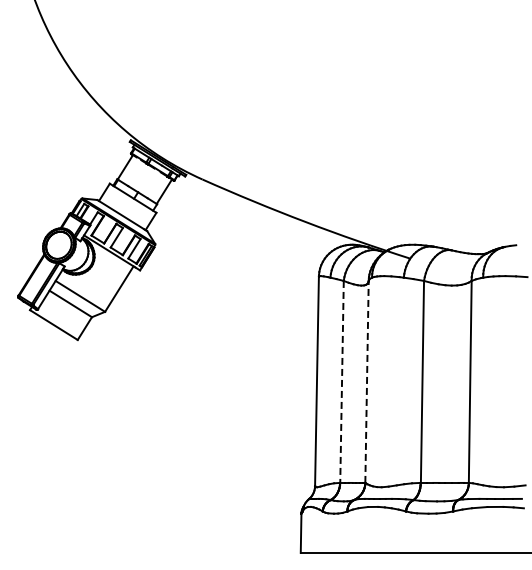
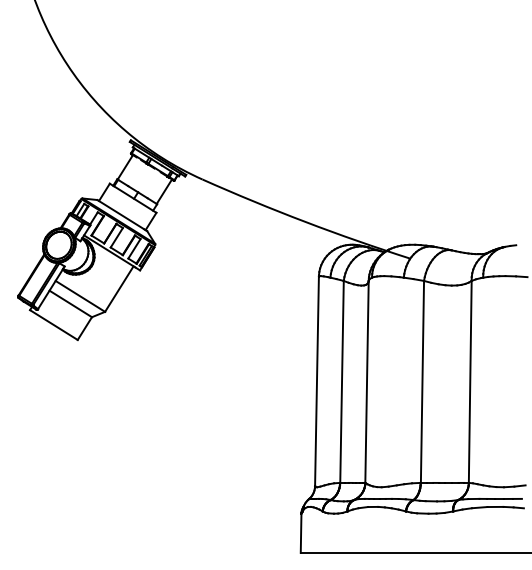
line: dashed -> solid (367, 381)
line: dashed -> solid (342, 382)
